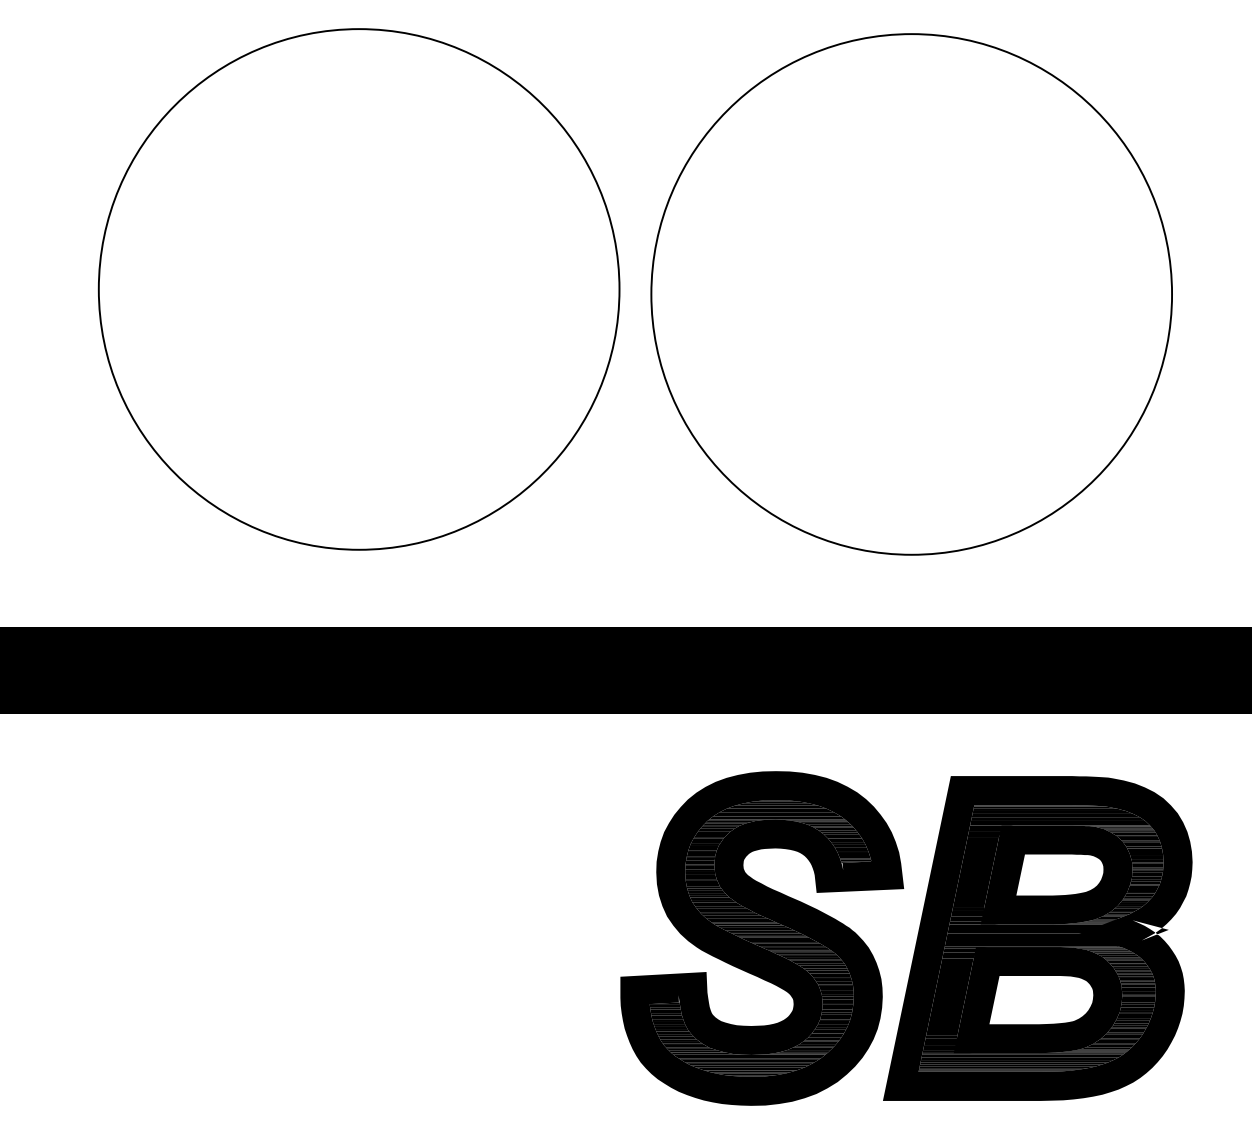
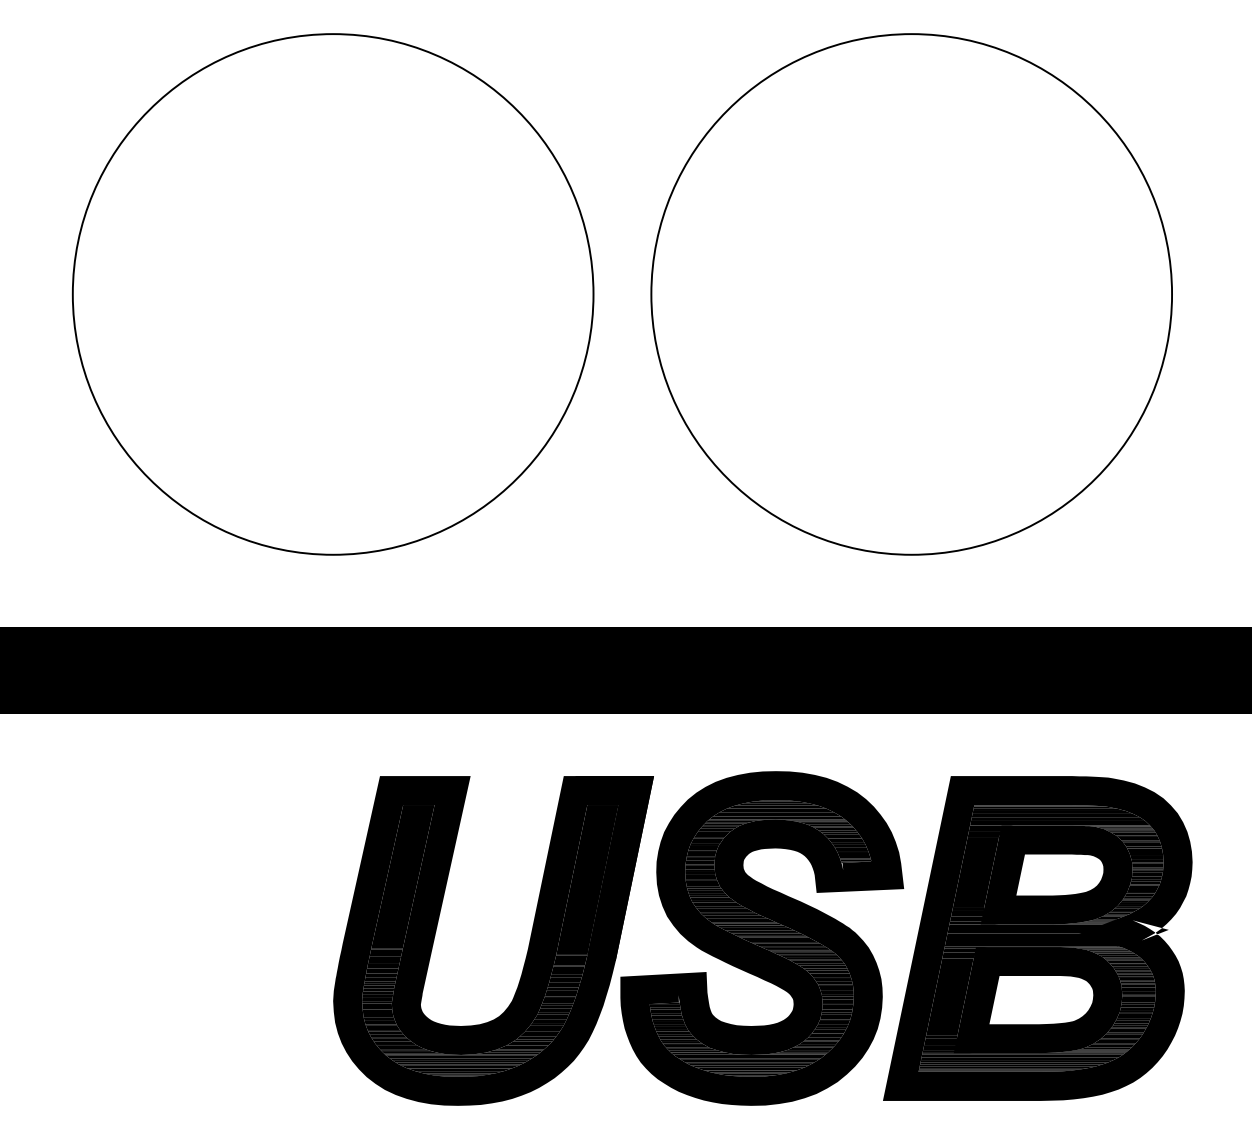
part position: (358, 289) -> (332, 294) (332, 294)
part: none -> present (527, 949)
